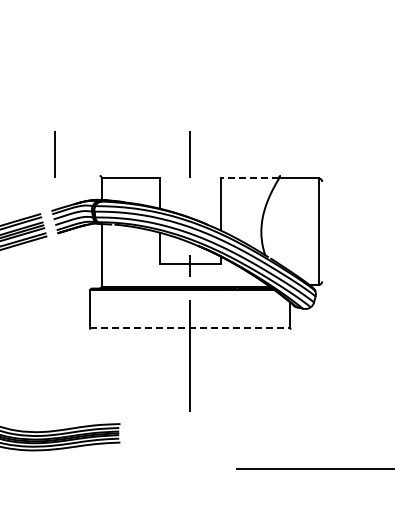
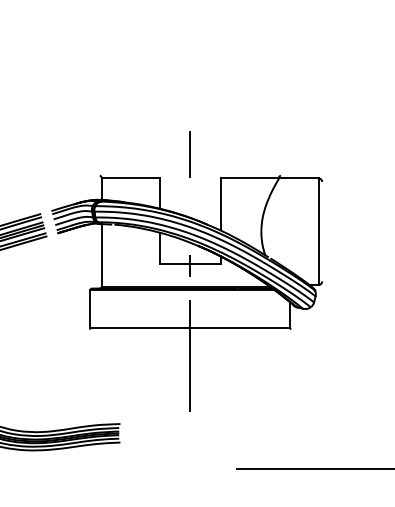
line: present -> none (54, 154)
line: dashed -> solid (249, 177)
line: dashed -> solid (190, 327)
